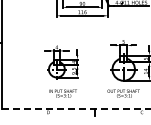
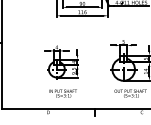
text position: (123, 93) -> (130, 93) (130, 93)
line: dashed -> solid (76, 108)
